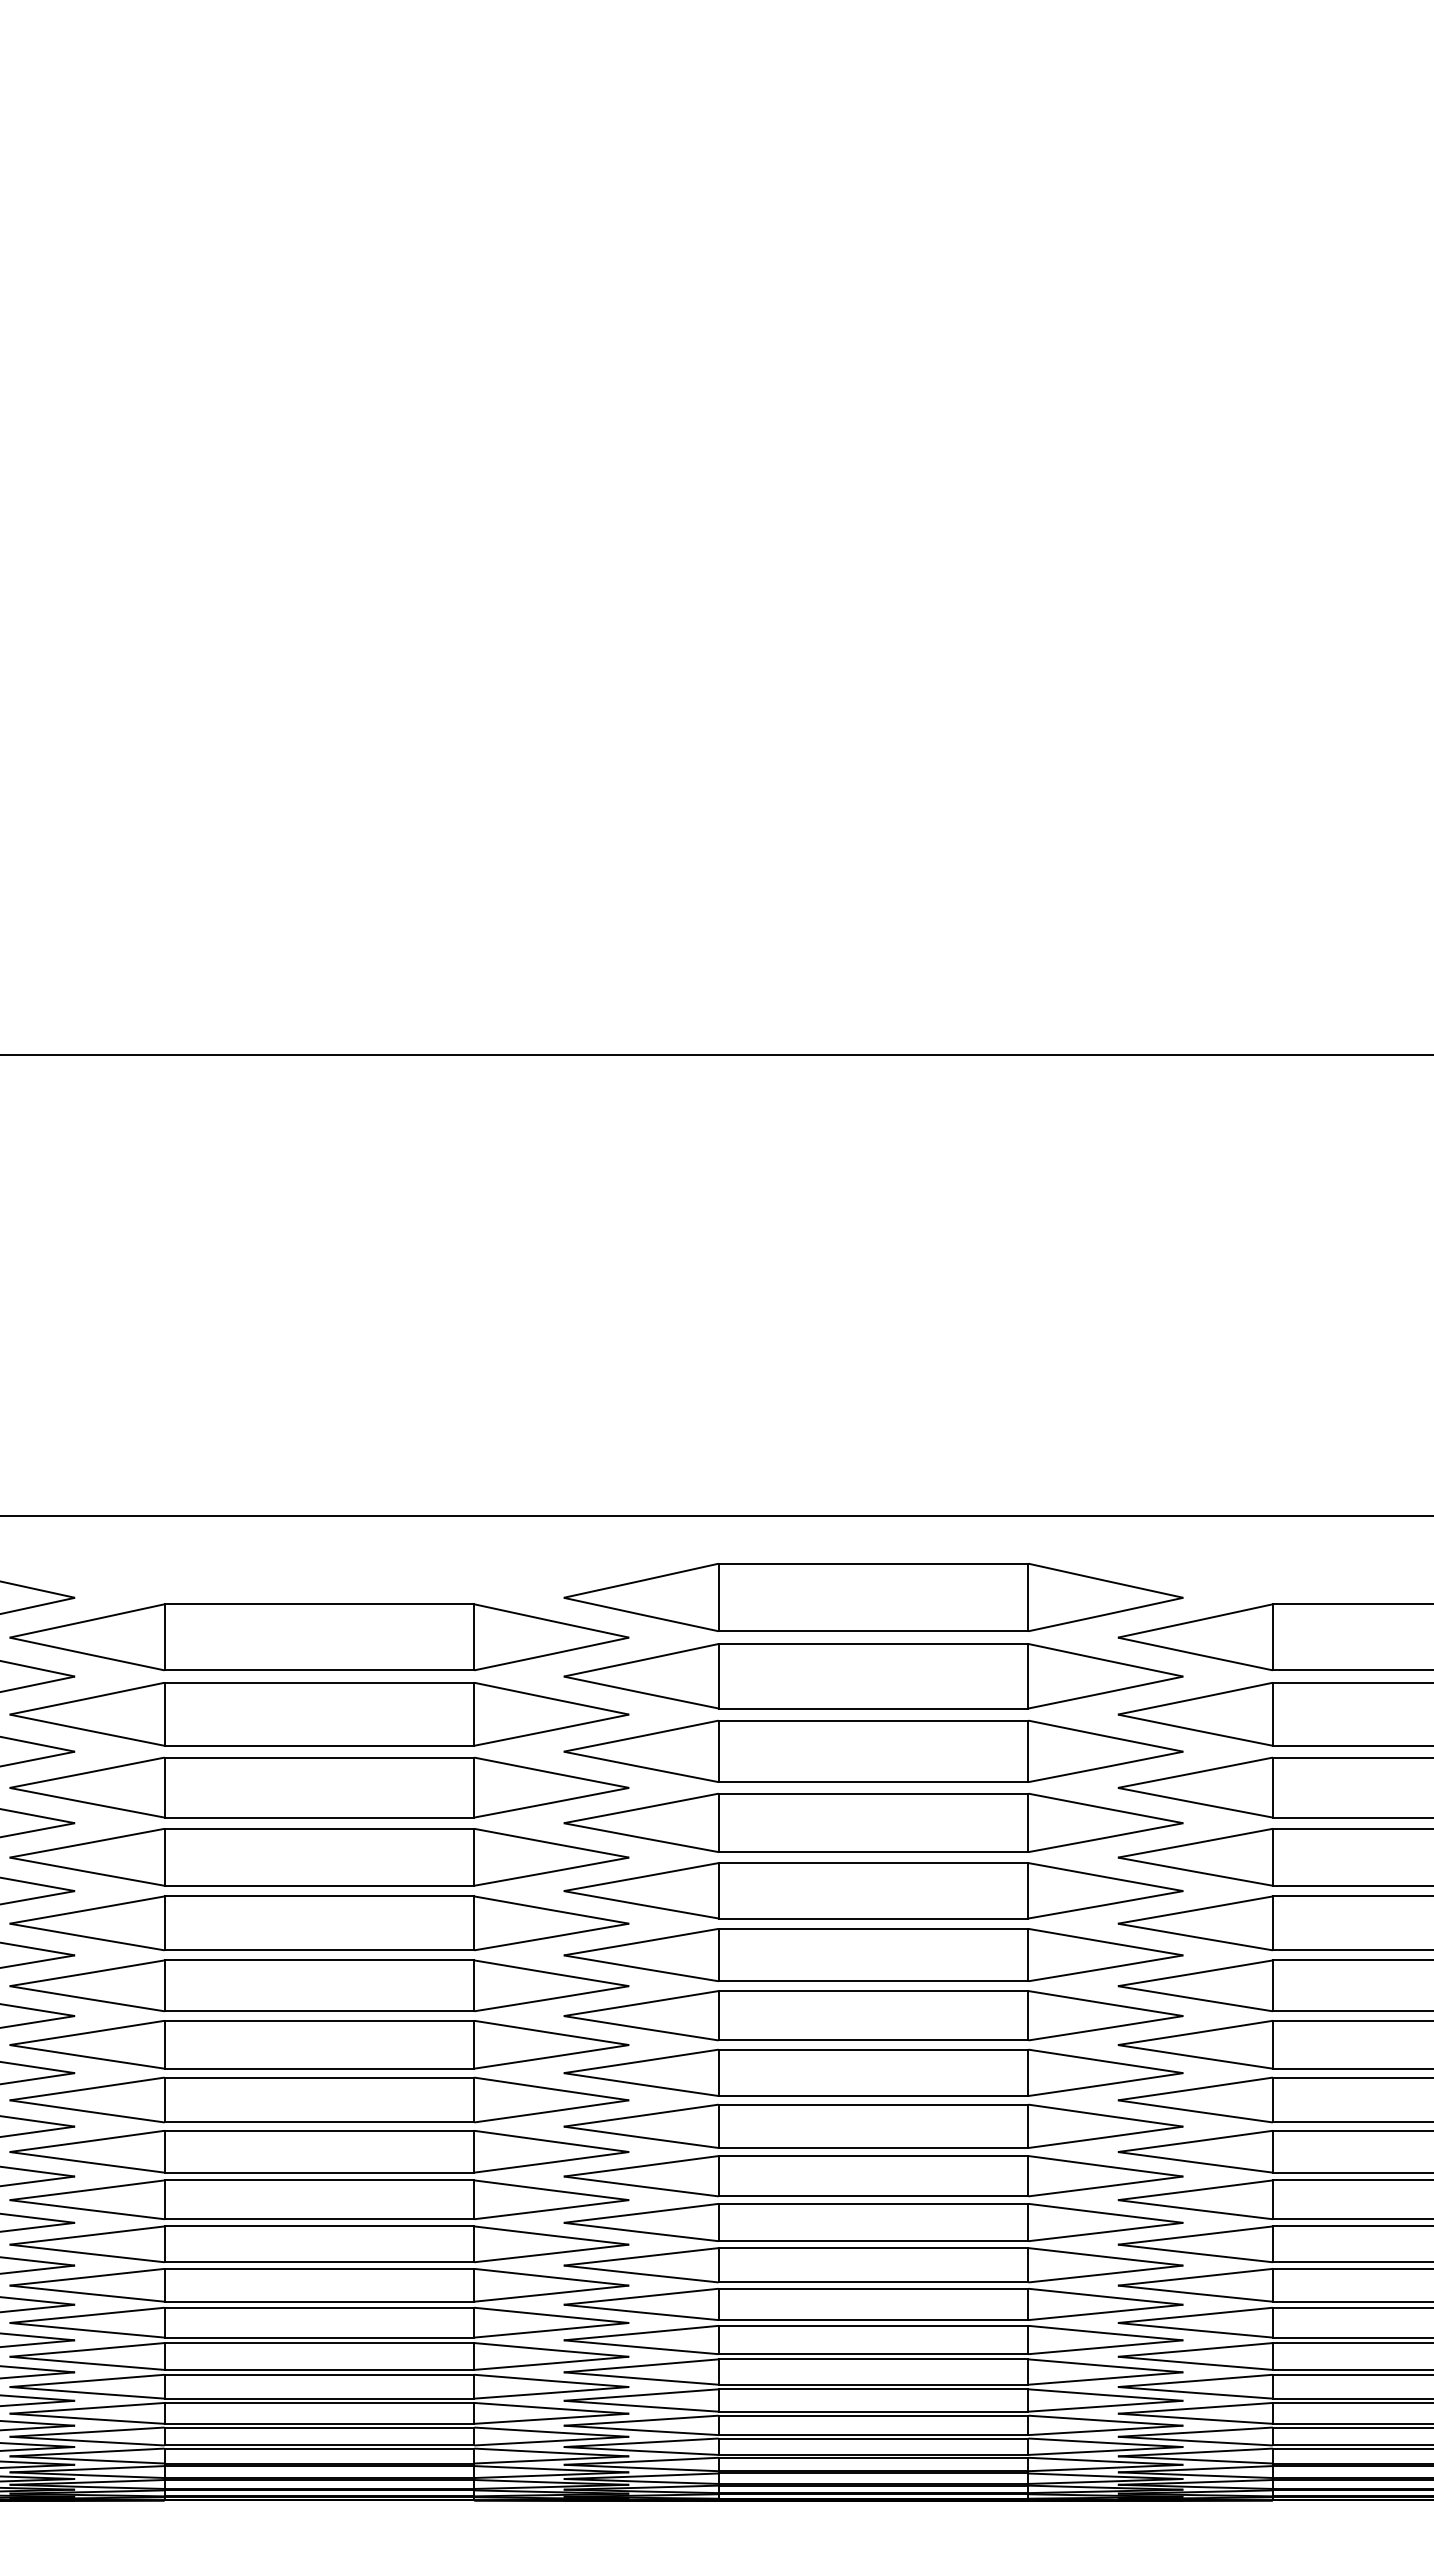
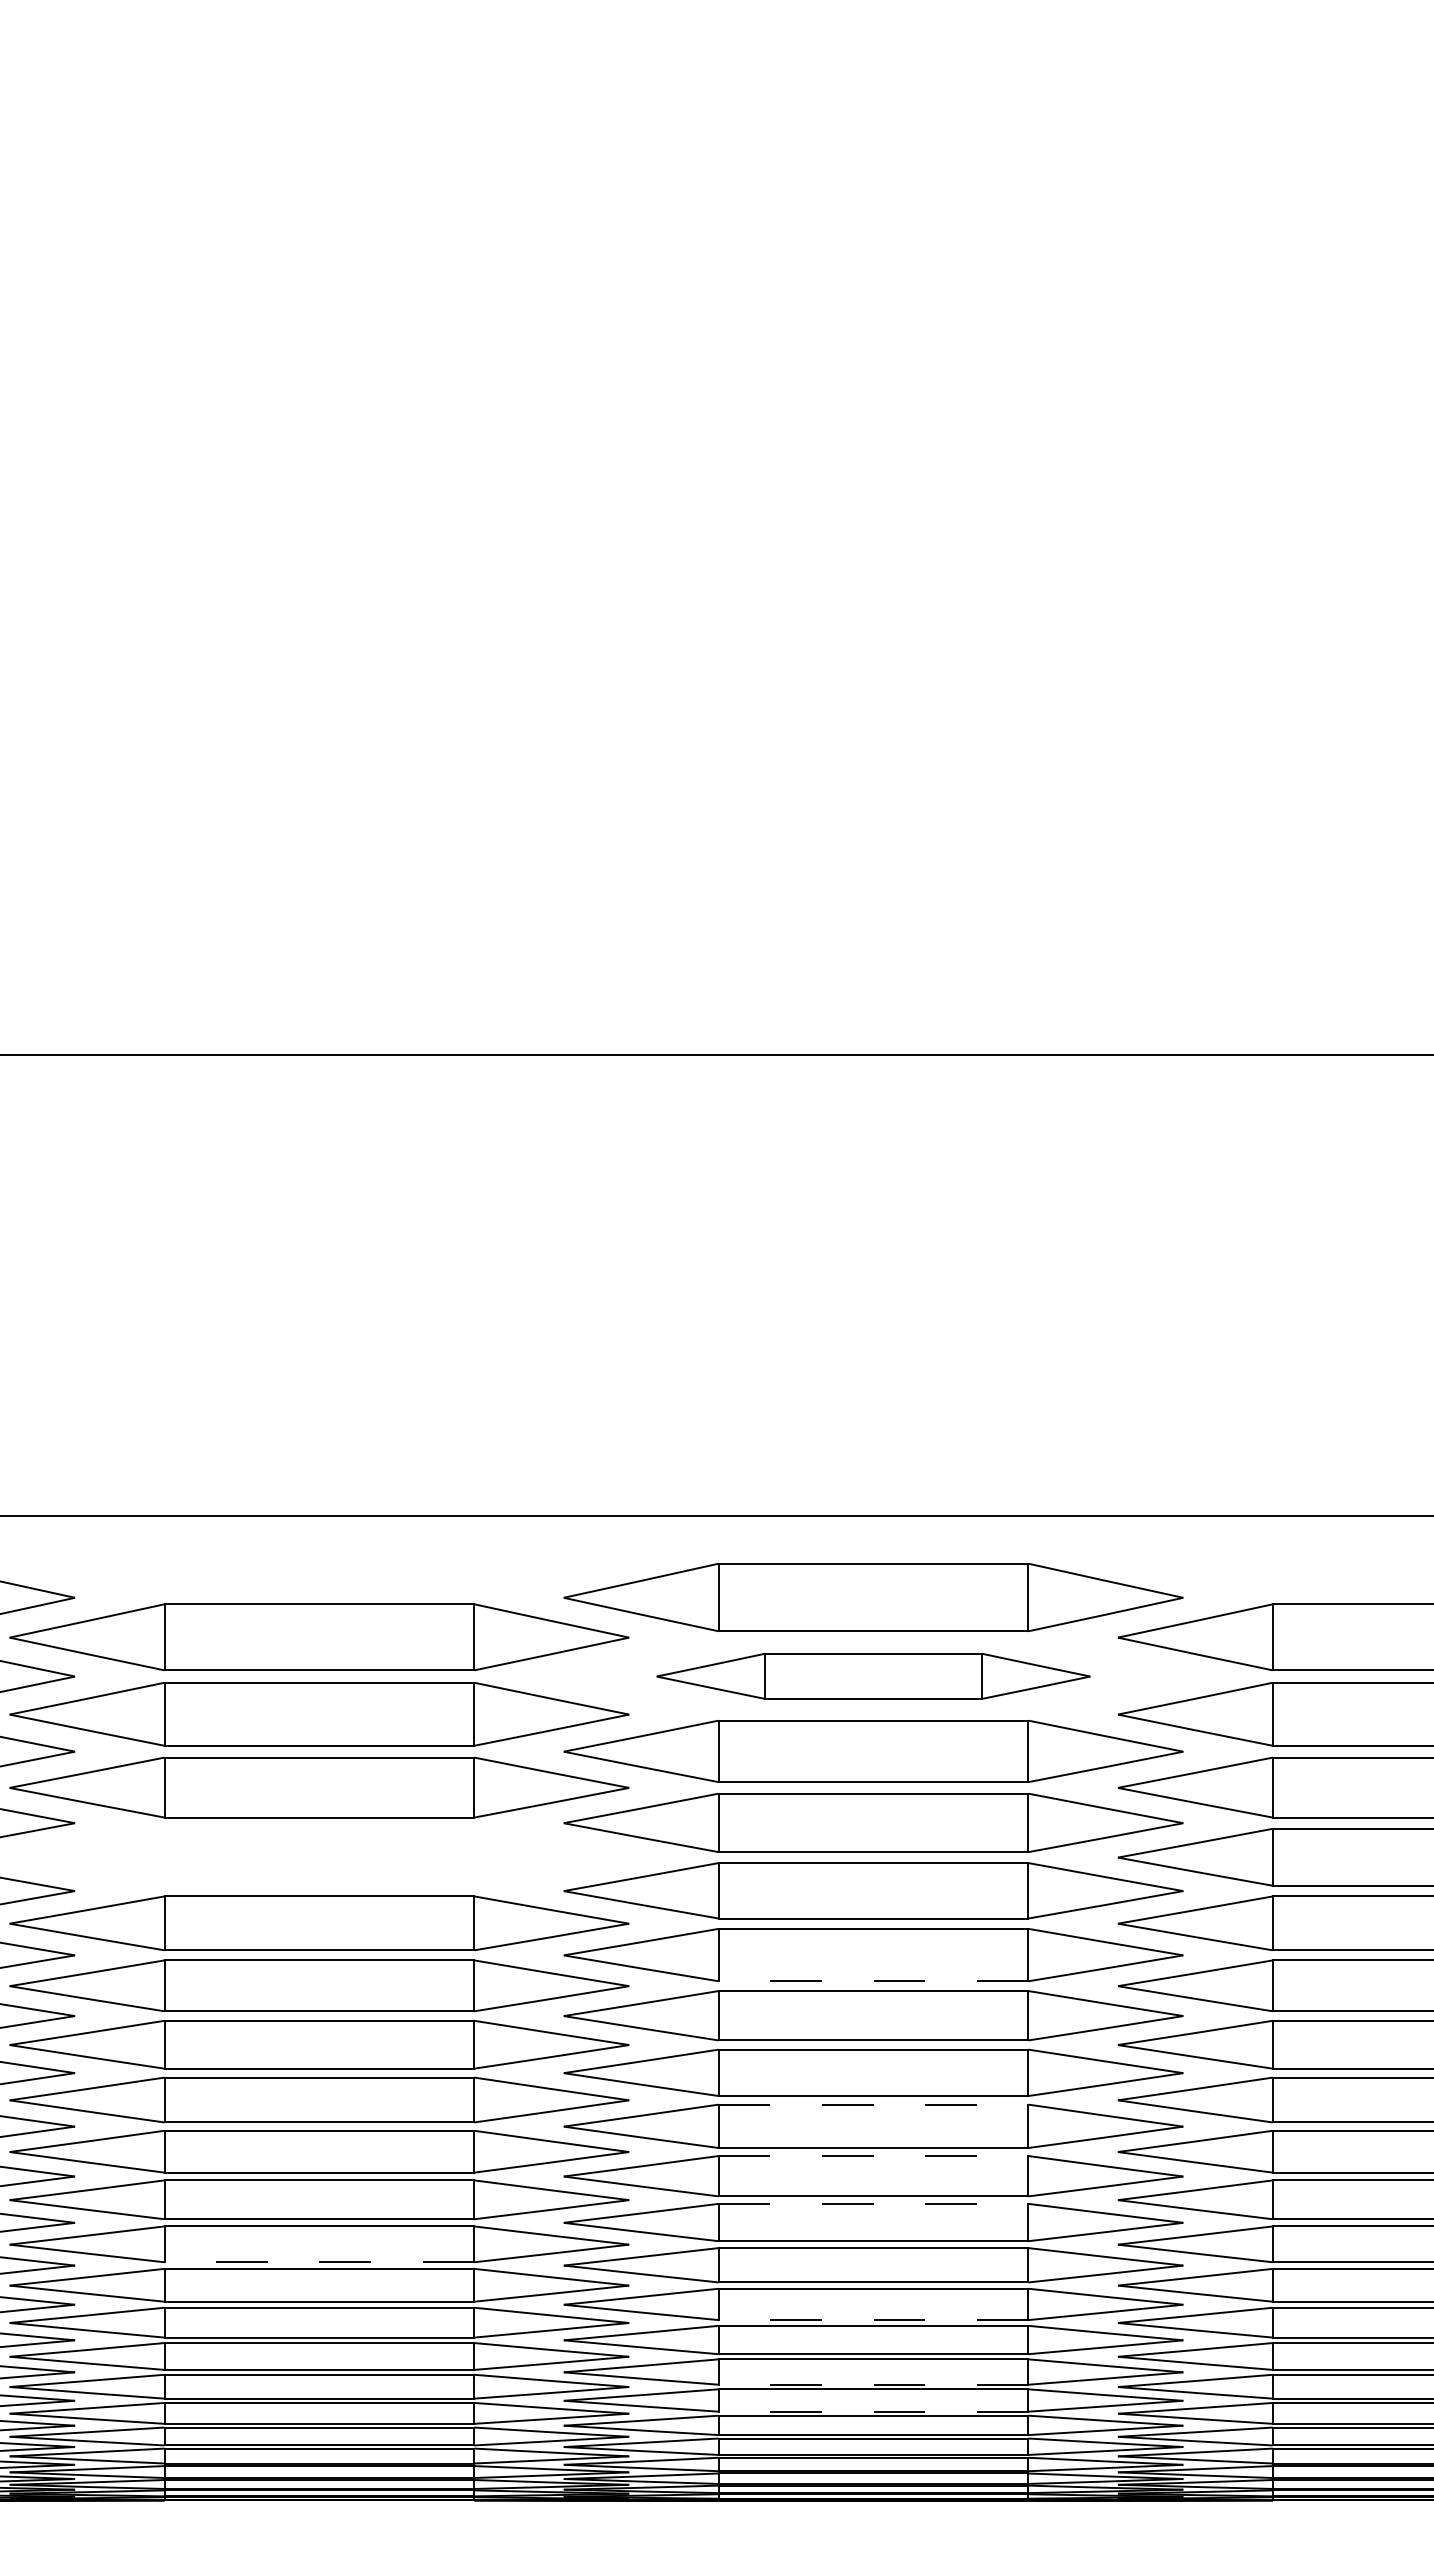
part size: 621x67 px -> 435x47 px (873, 1676)
part: present -> none (319, 1857)
line: solid -> dashed (873, 1981)
line: solid -> dashed (873, 2104)
line: solid -> dashed (873, 2156)
line: solid -> dashed (873, 2203)
line: solid -> dashed (319, 2262)
line: solid -> dashed (873, 2320)
line: solid -> dashed (873, 2384)
line: solid -> dashed (873, 2411)
